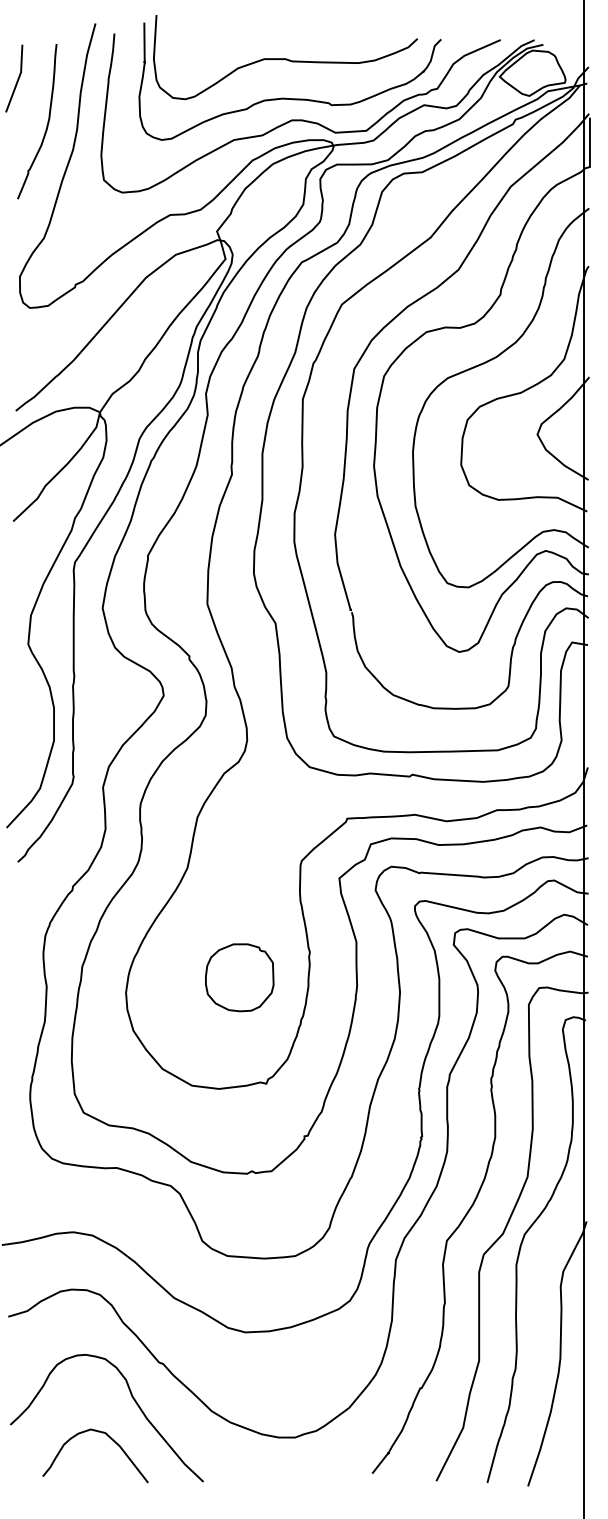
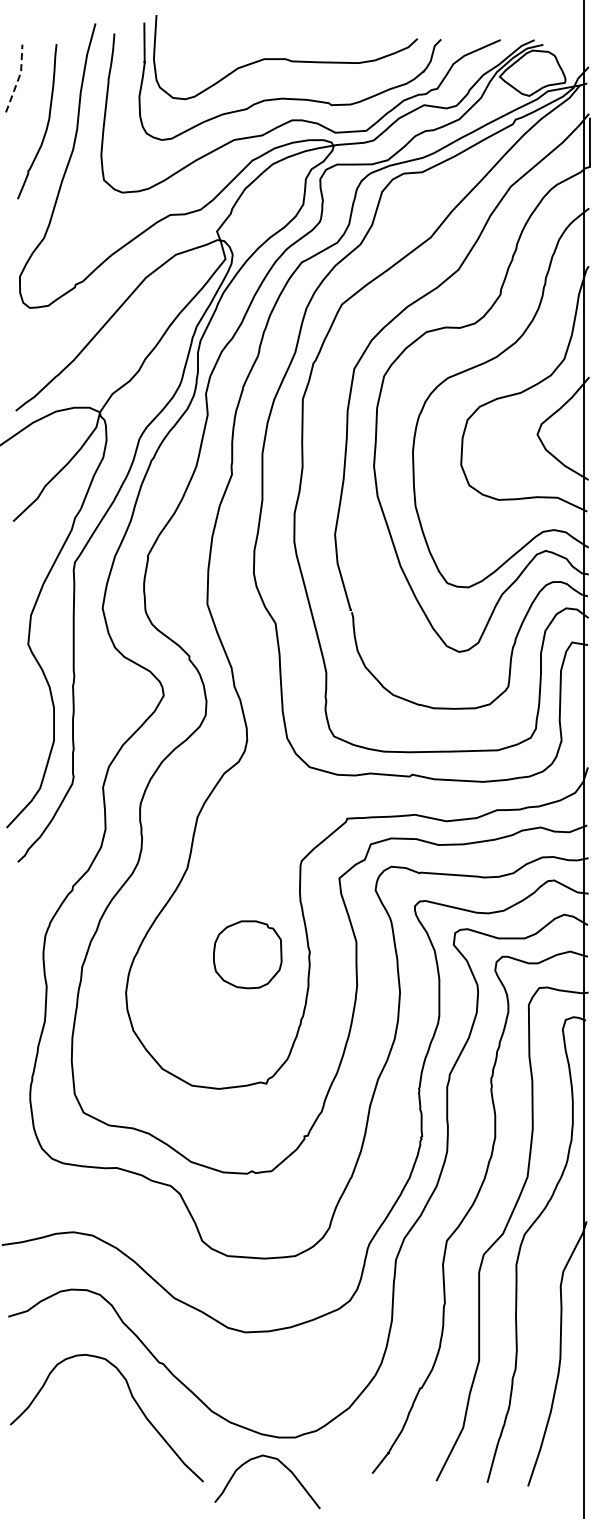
line: solid -> dashed (18, 78)
part position: (239, 977) -> (247, 954) (247, 954)
curve position: (110, 1439) -> (282, 1465) (282, 1465)
